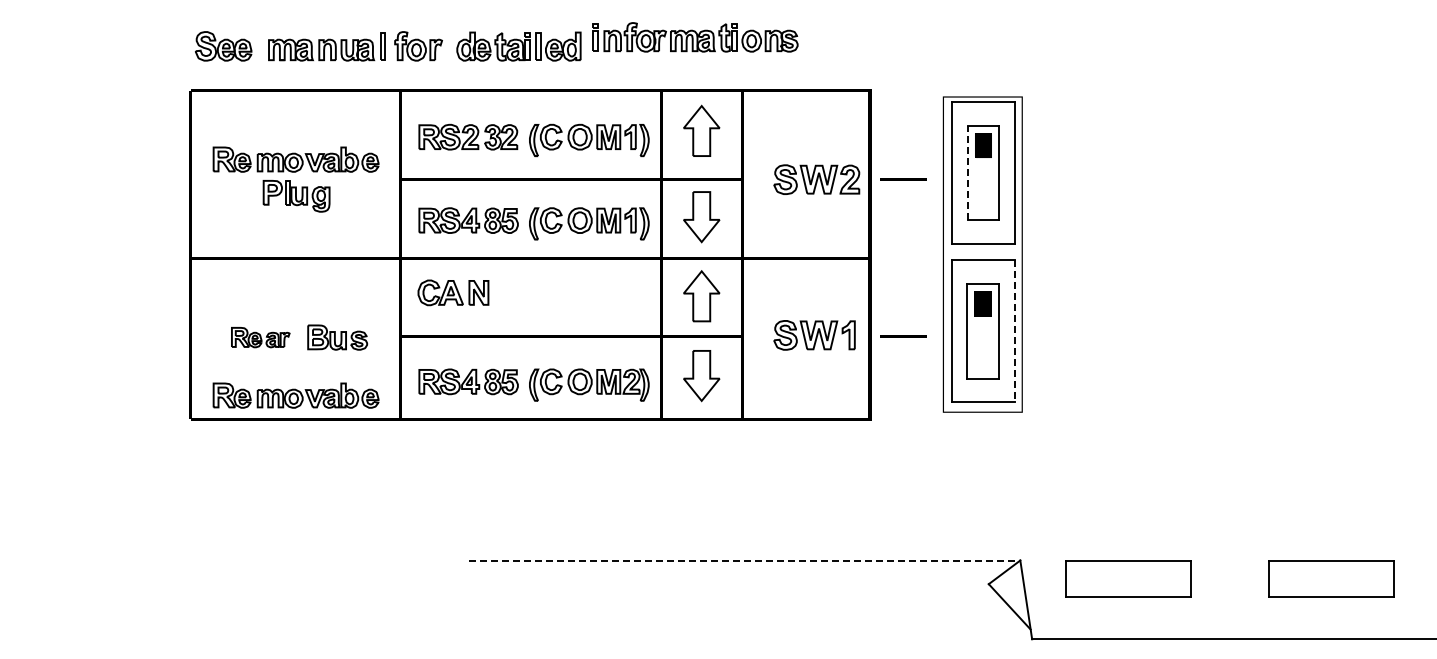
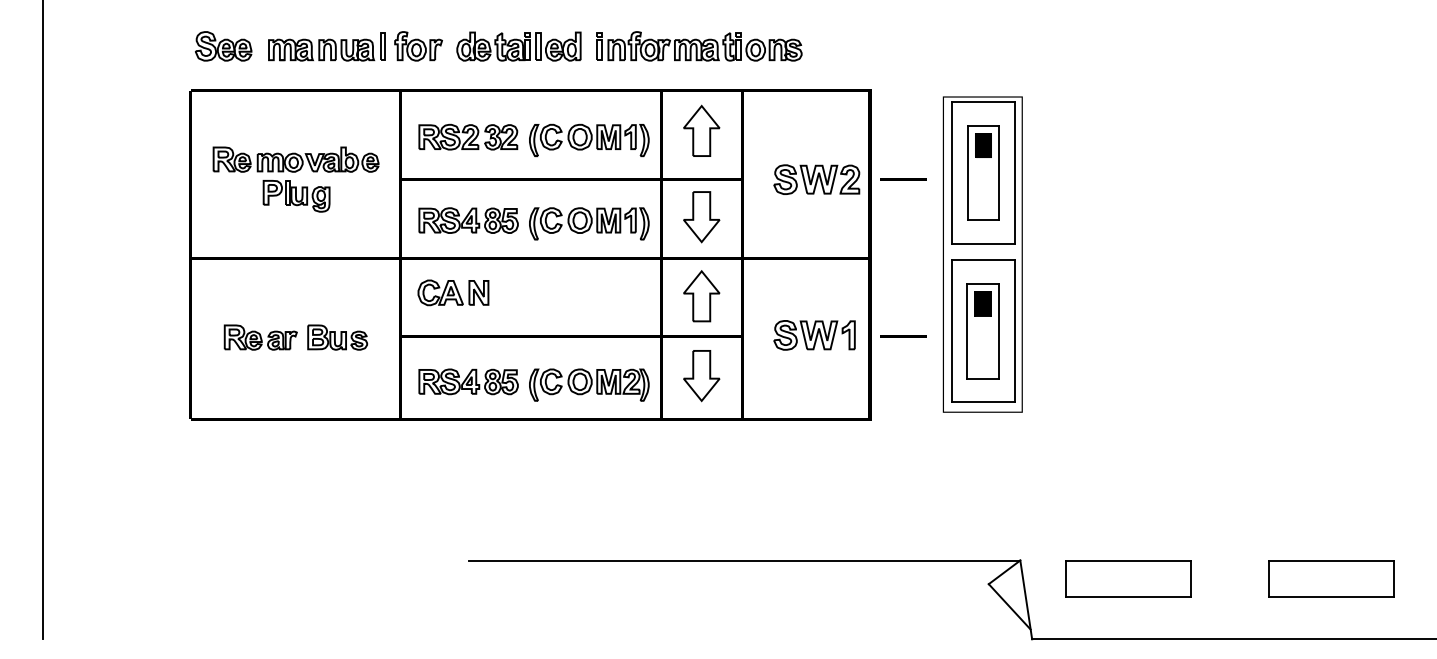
part position: (695, 37) -> (699, 46) (699, 46)
line: dashed -> solid (967, 172)
line: none -> present (43, 320)
line: dashed -> solid (1014, 331)
part size: 60x22 px -> 75x27 px (260, 337)
part: present -> none (295, 395)
line: dashed -> solid (744, 560)
